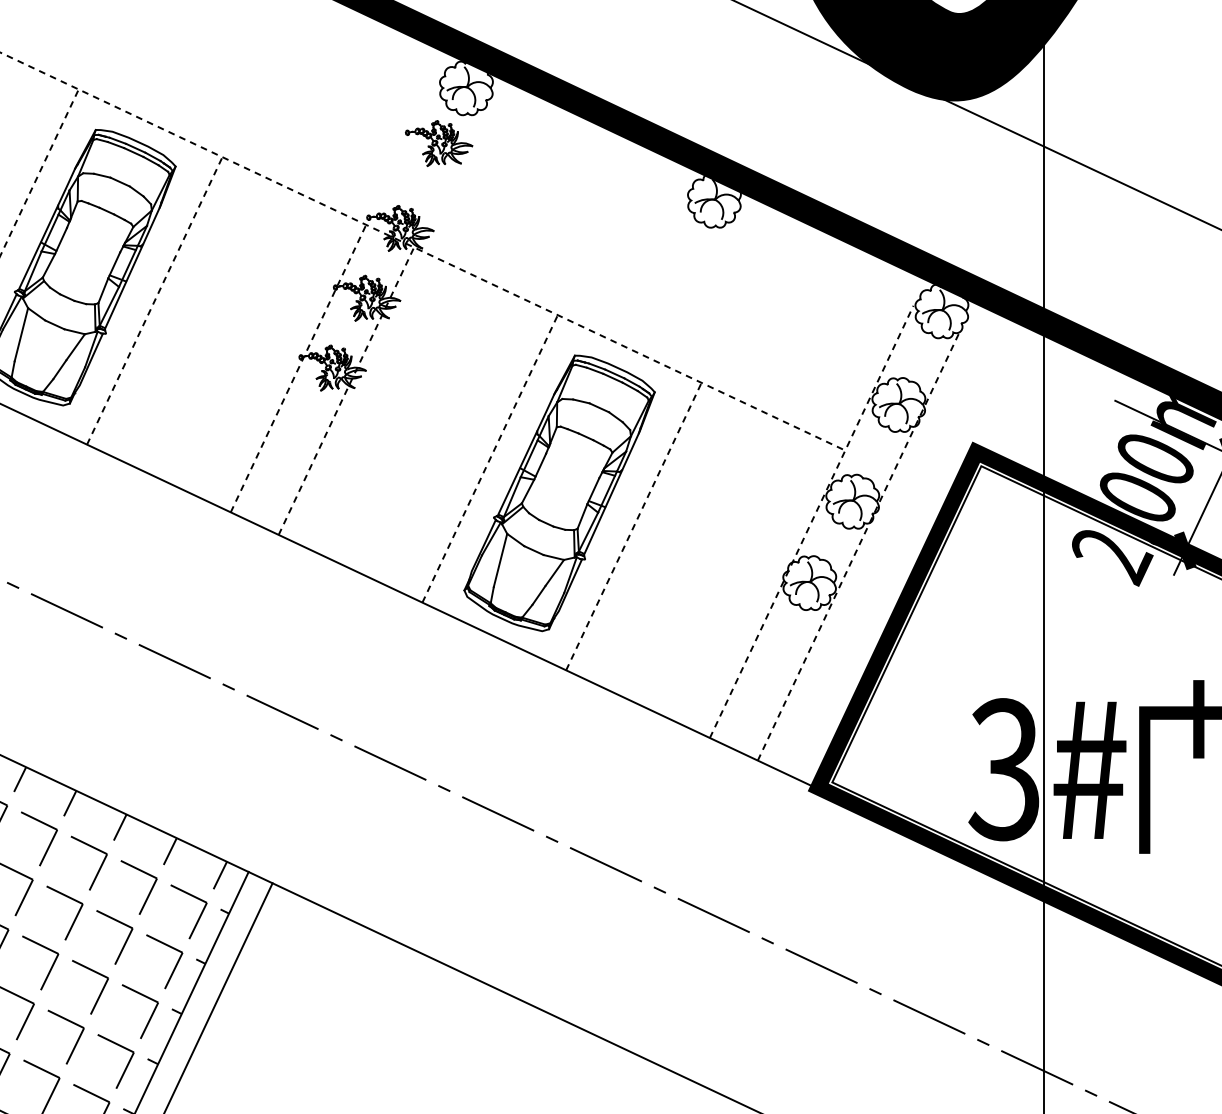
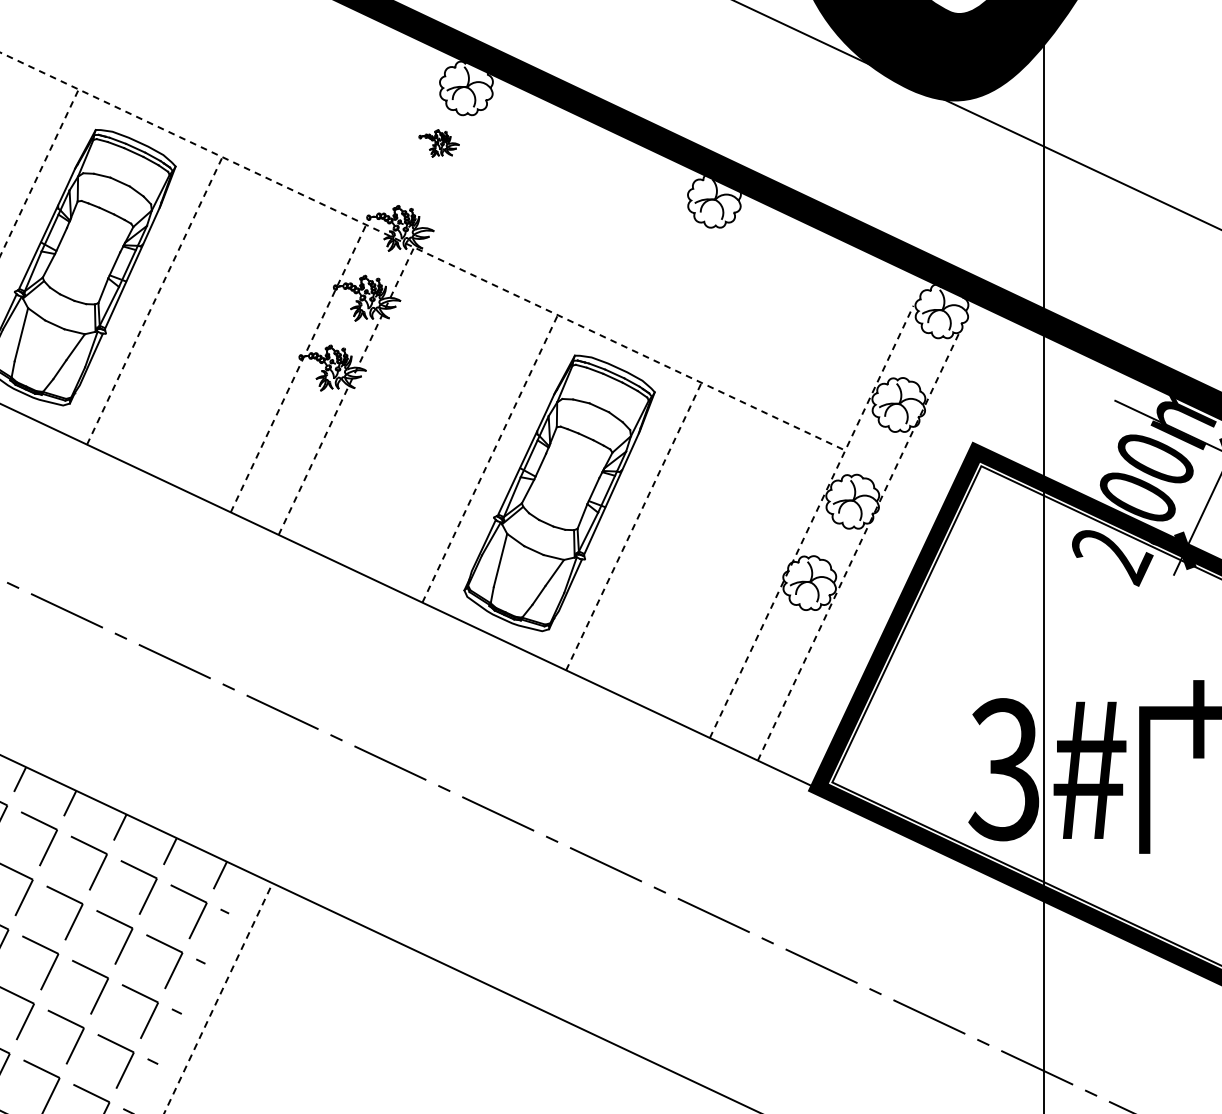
part size: 69x47 px -> 42x29 px (438, 143)
line: present -> none (192, 990)
line: solid -> dashed (218, 998)
